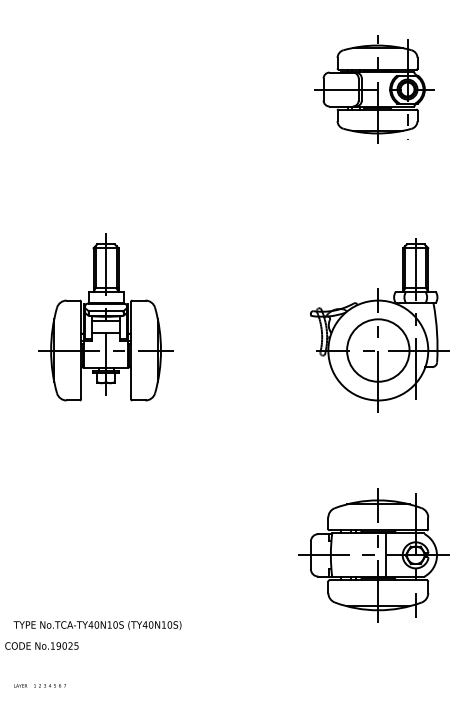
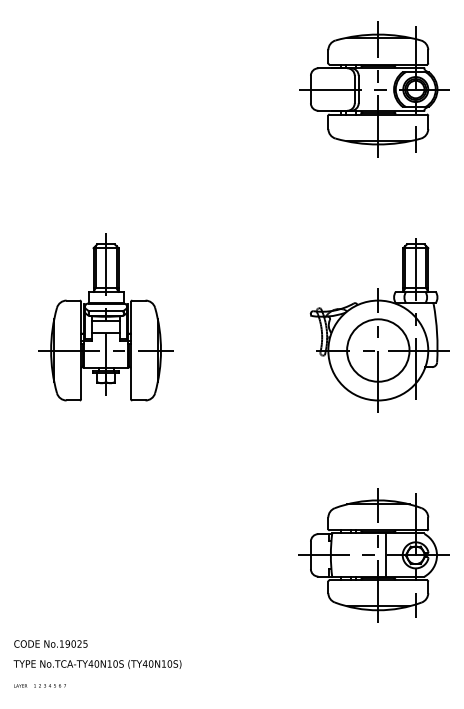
part size: 121x109 px -> 151x137 px (374, 89)
text position: (97, 625) -> (97, 664) (97, 664)
text position: (41, 645) -> (50, 643) (50, 643)
